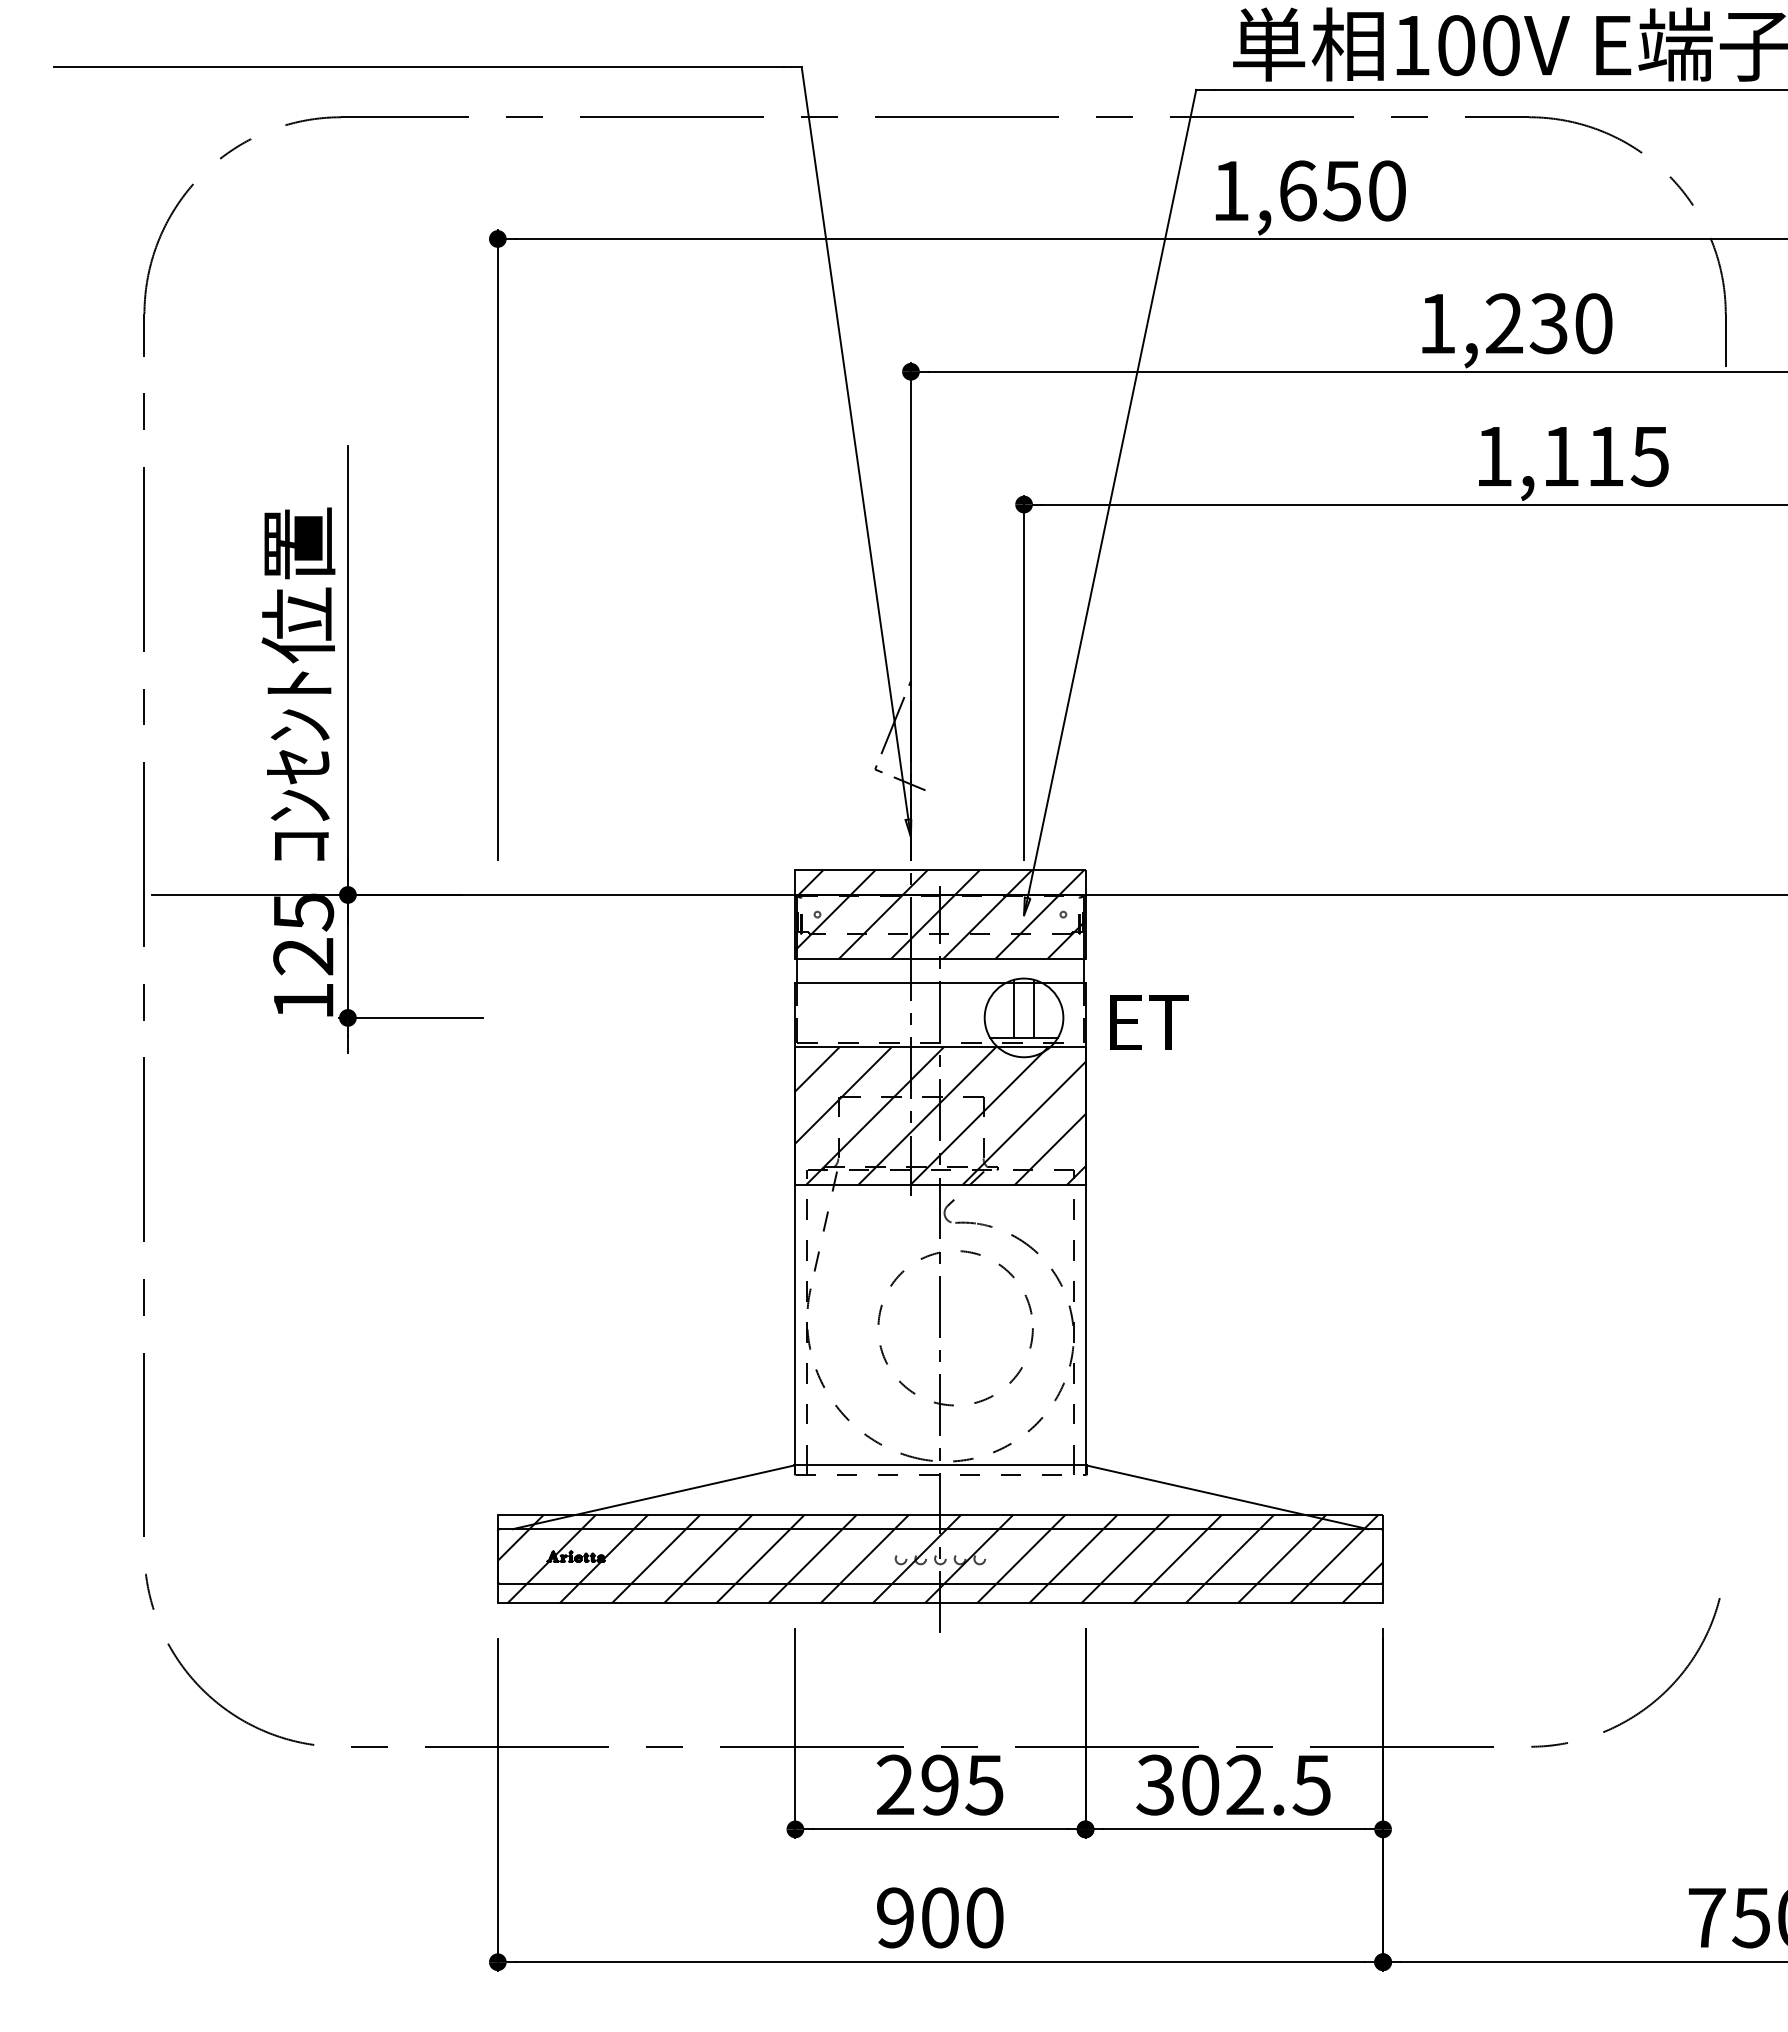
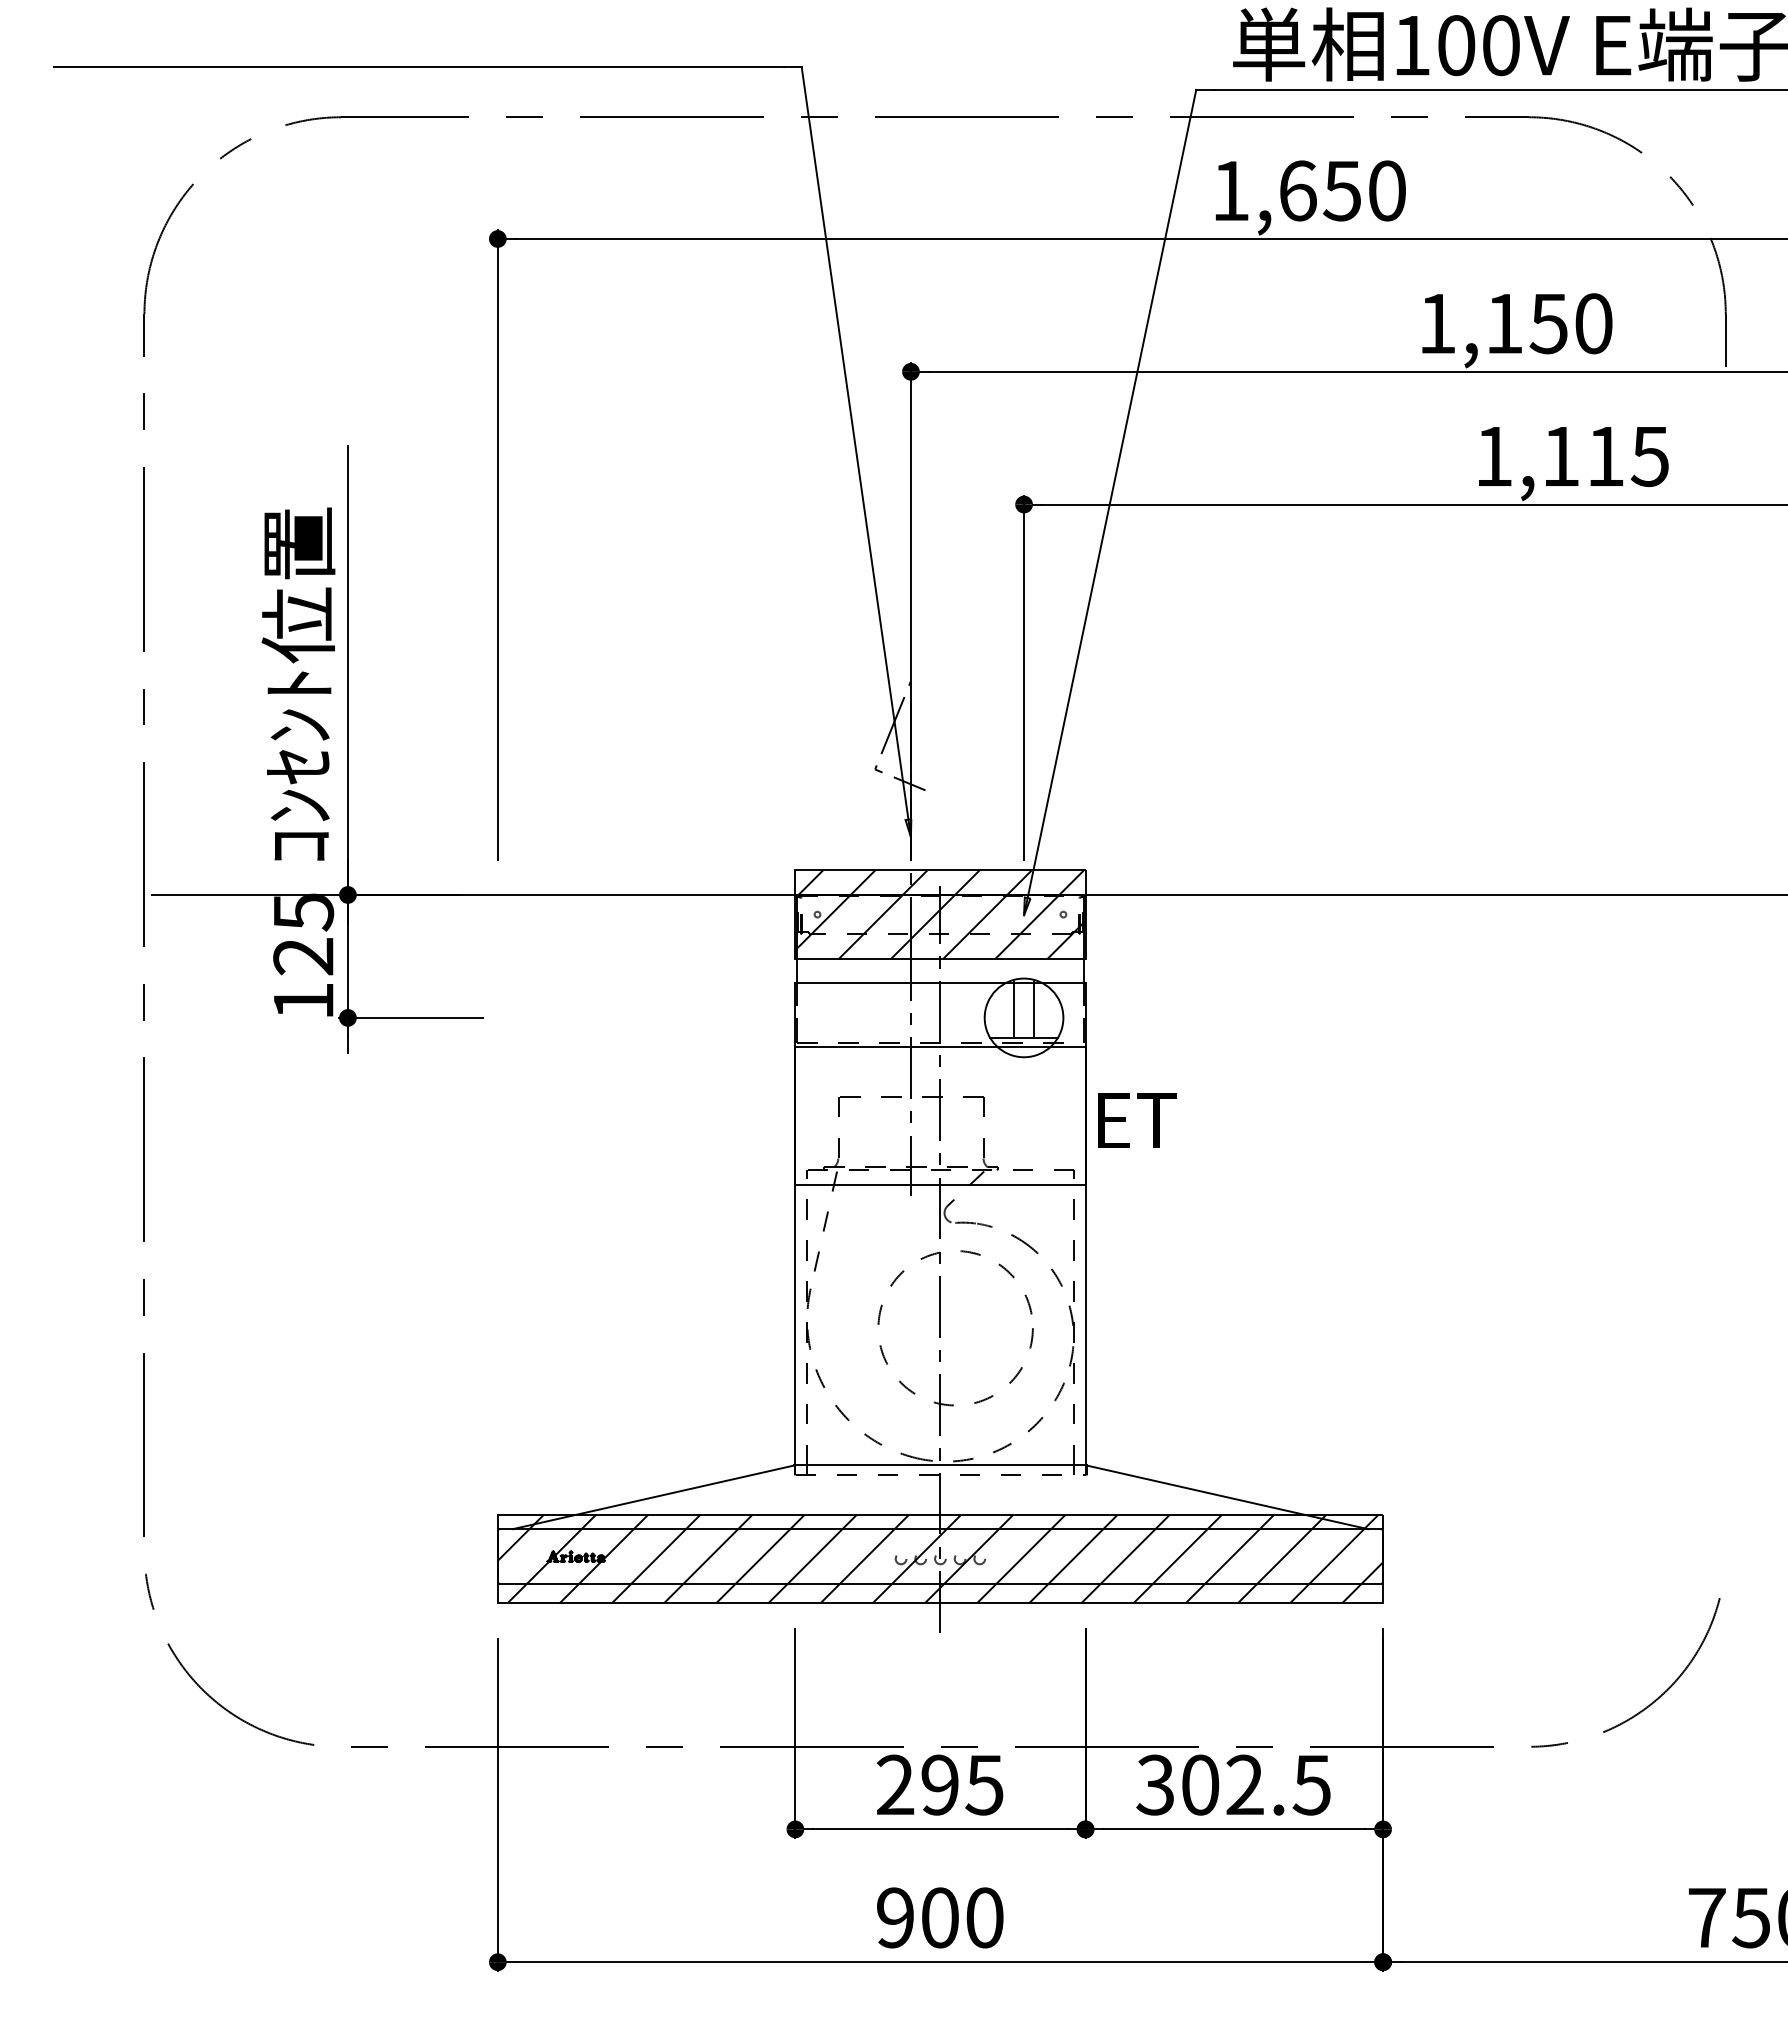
text: 1,230 -> 1,150 (1526, 323)
text position: (1149, 1022) -> (1137, 1120) (1137, 1120)
hatch: present -> none (940, 1116)
